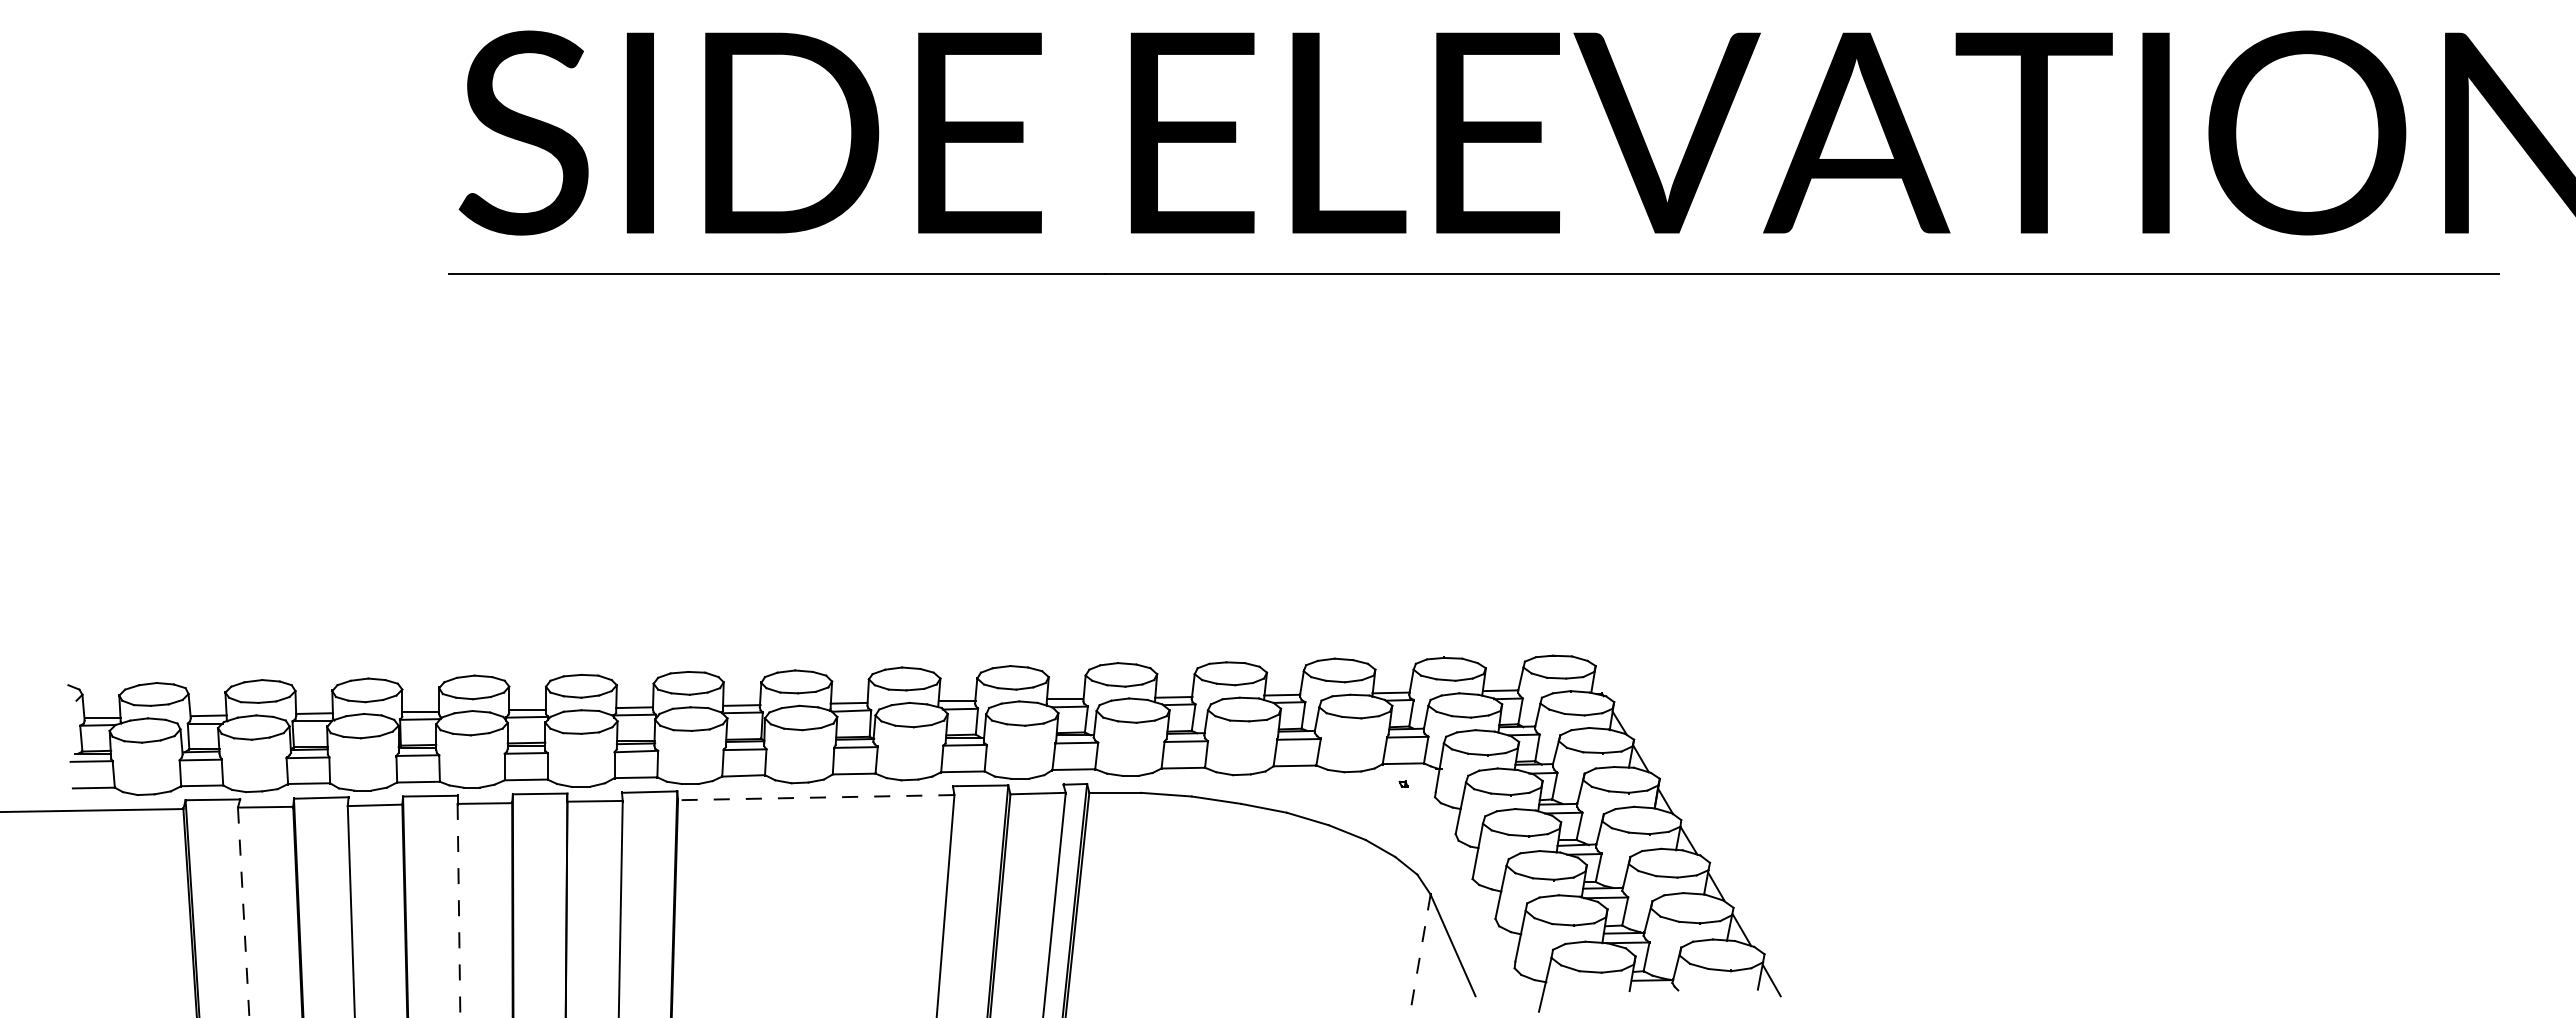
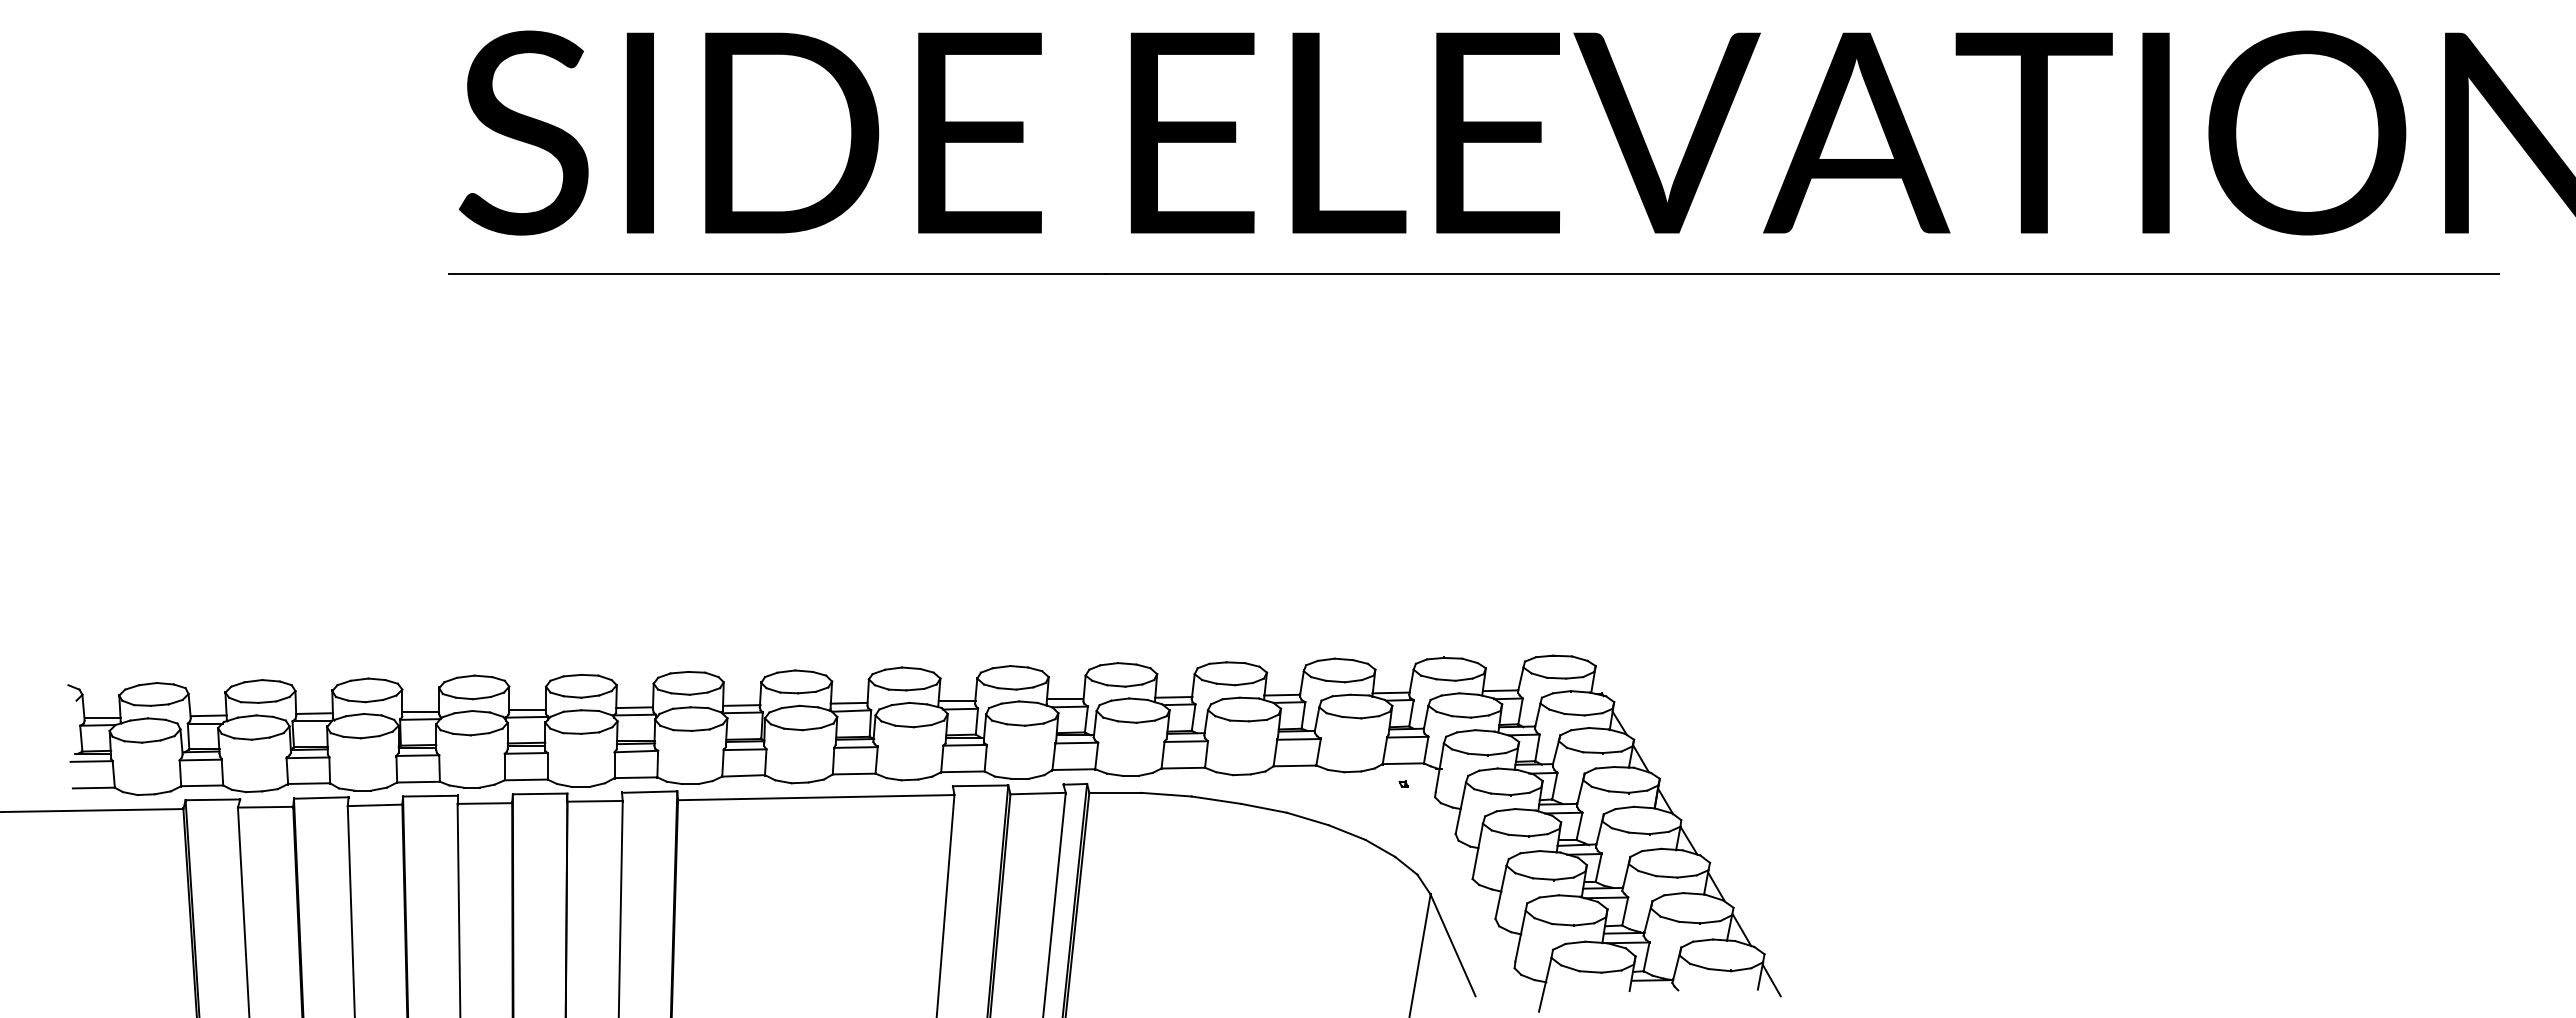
line: dashed -> solid (815, 797)
line: dashed -> solid (458, 910)
line: dashed -> solid (243, 912)
line: dashed -> solid (1419, 956)
